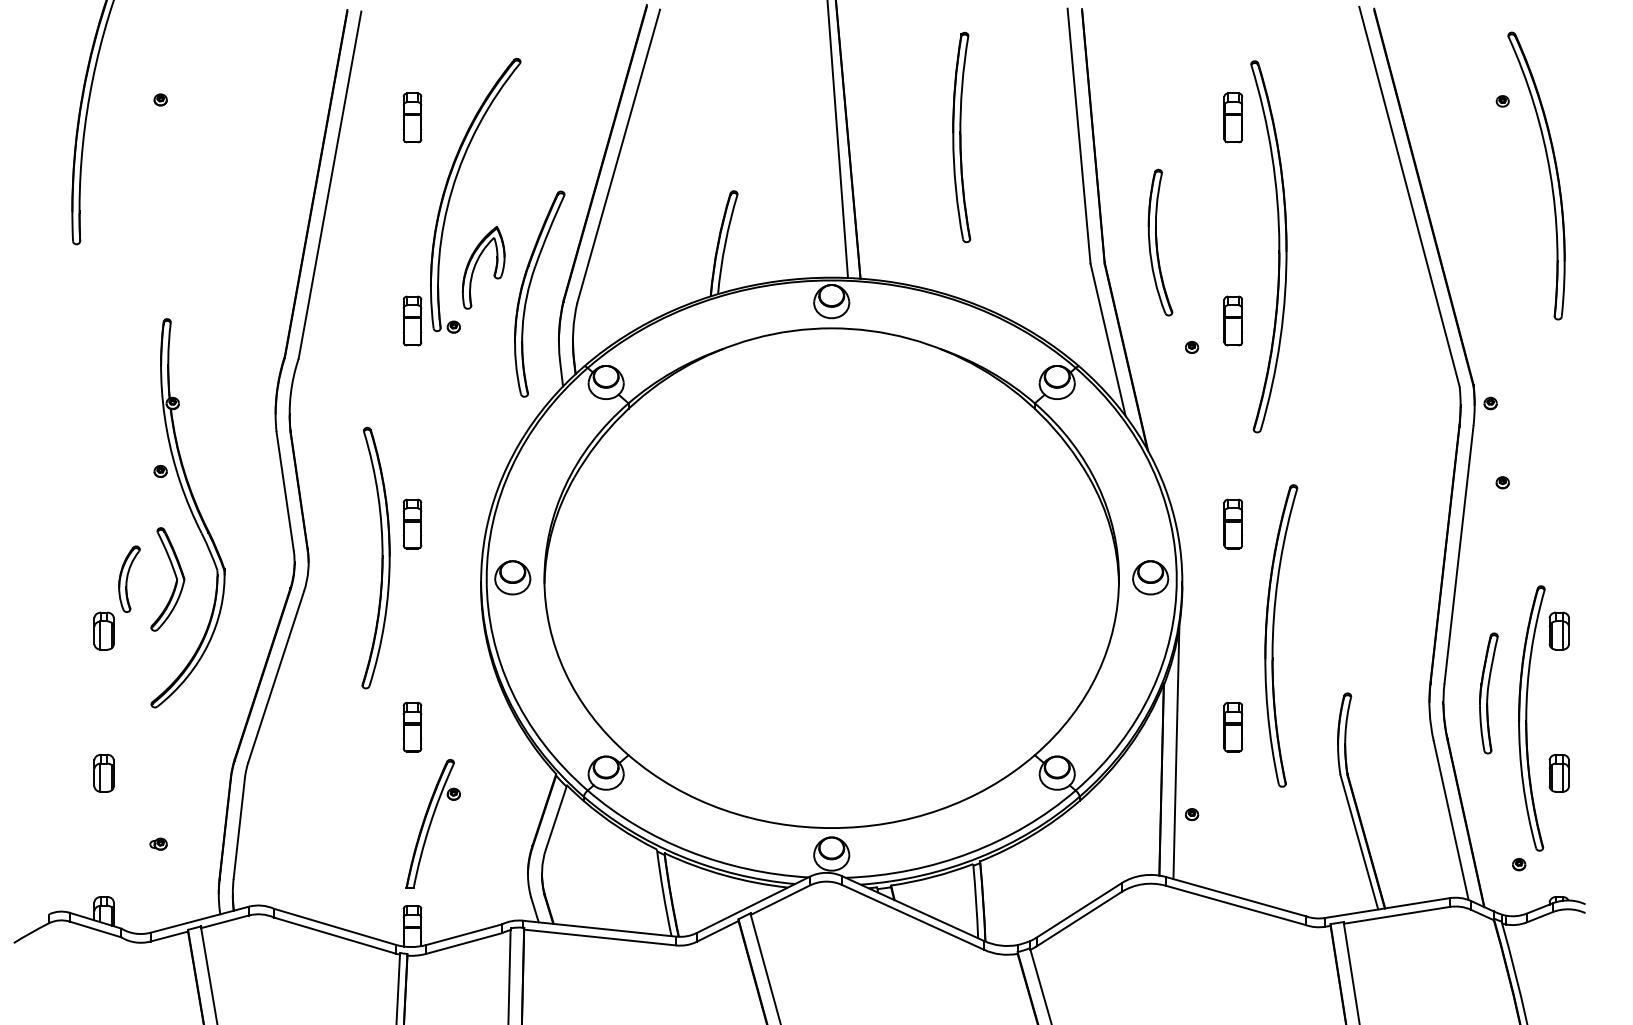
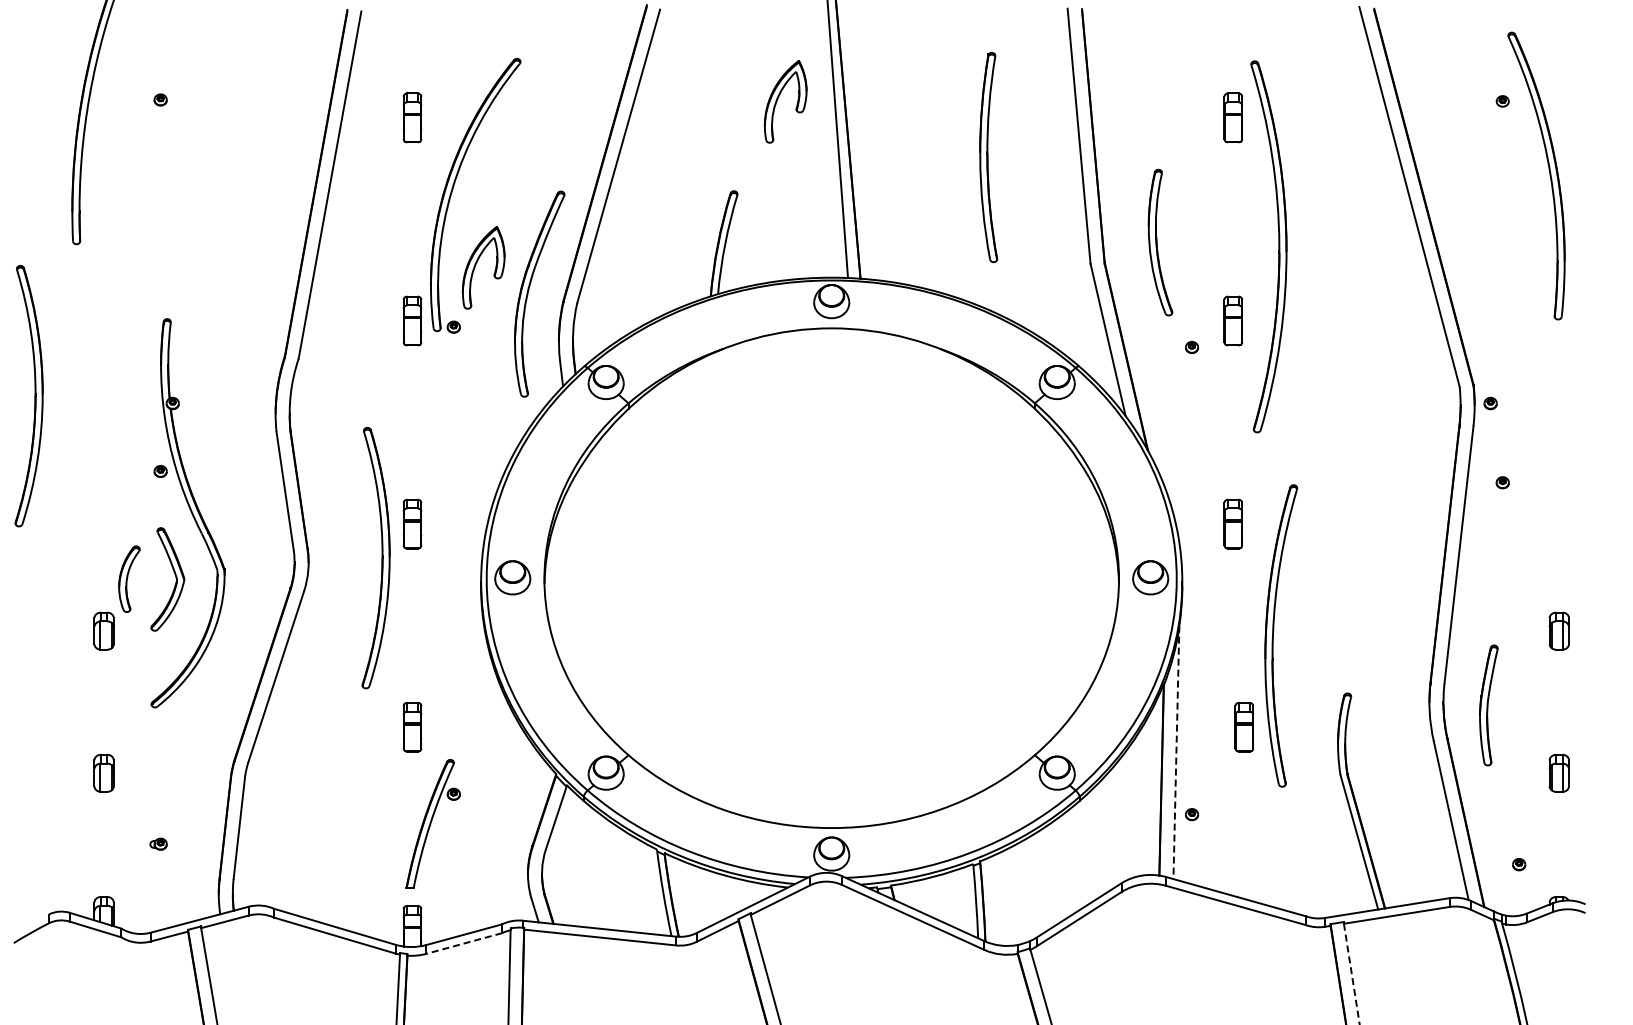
part: none -> present (778, 99)
part position: (961, 137) -> (988, 157) (988, 157)
part: none -> present (28, 395)
part position: (1488, 693) -> (1488, 705) (1488, 705)
part: present -> none (1531, 718)
part position: (1233, 726) -> (1244, 726) (1244, 726)
line: solid -> dashed (1176, 752)
line: solid -> dashed (463, 943)
line: solid -> dashed (1351, 974)
